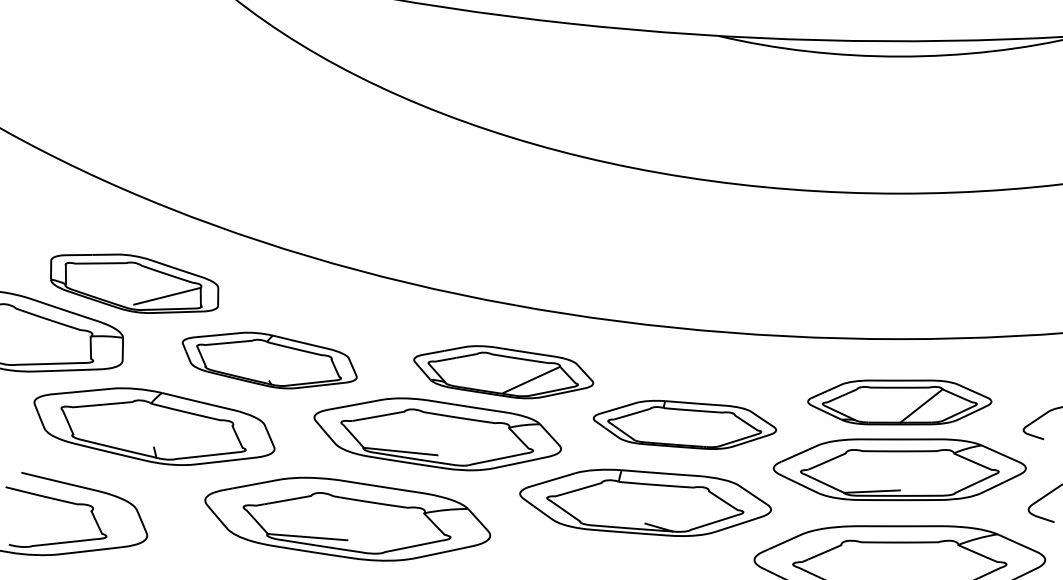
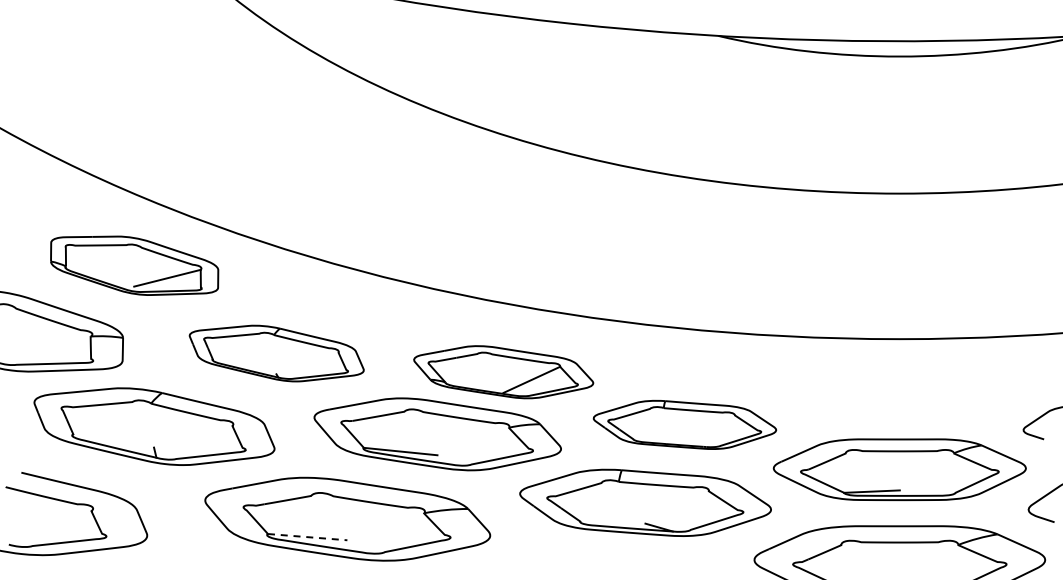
part position: (134, 283) -> (134, 265) (134, 265)
part position: (269, 360) -> (276, 353) (276, 353)
part: present -> none (899, 402)
line: solid -> dashed (307, 537)
